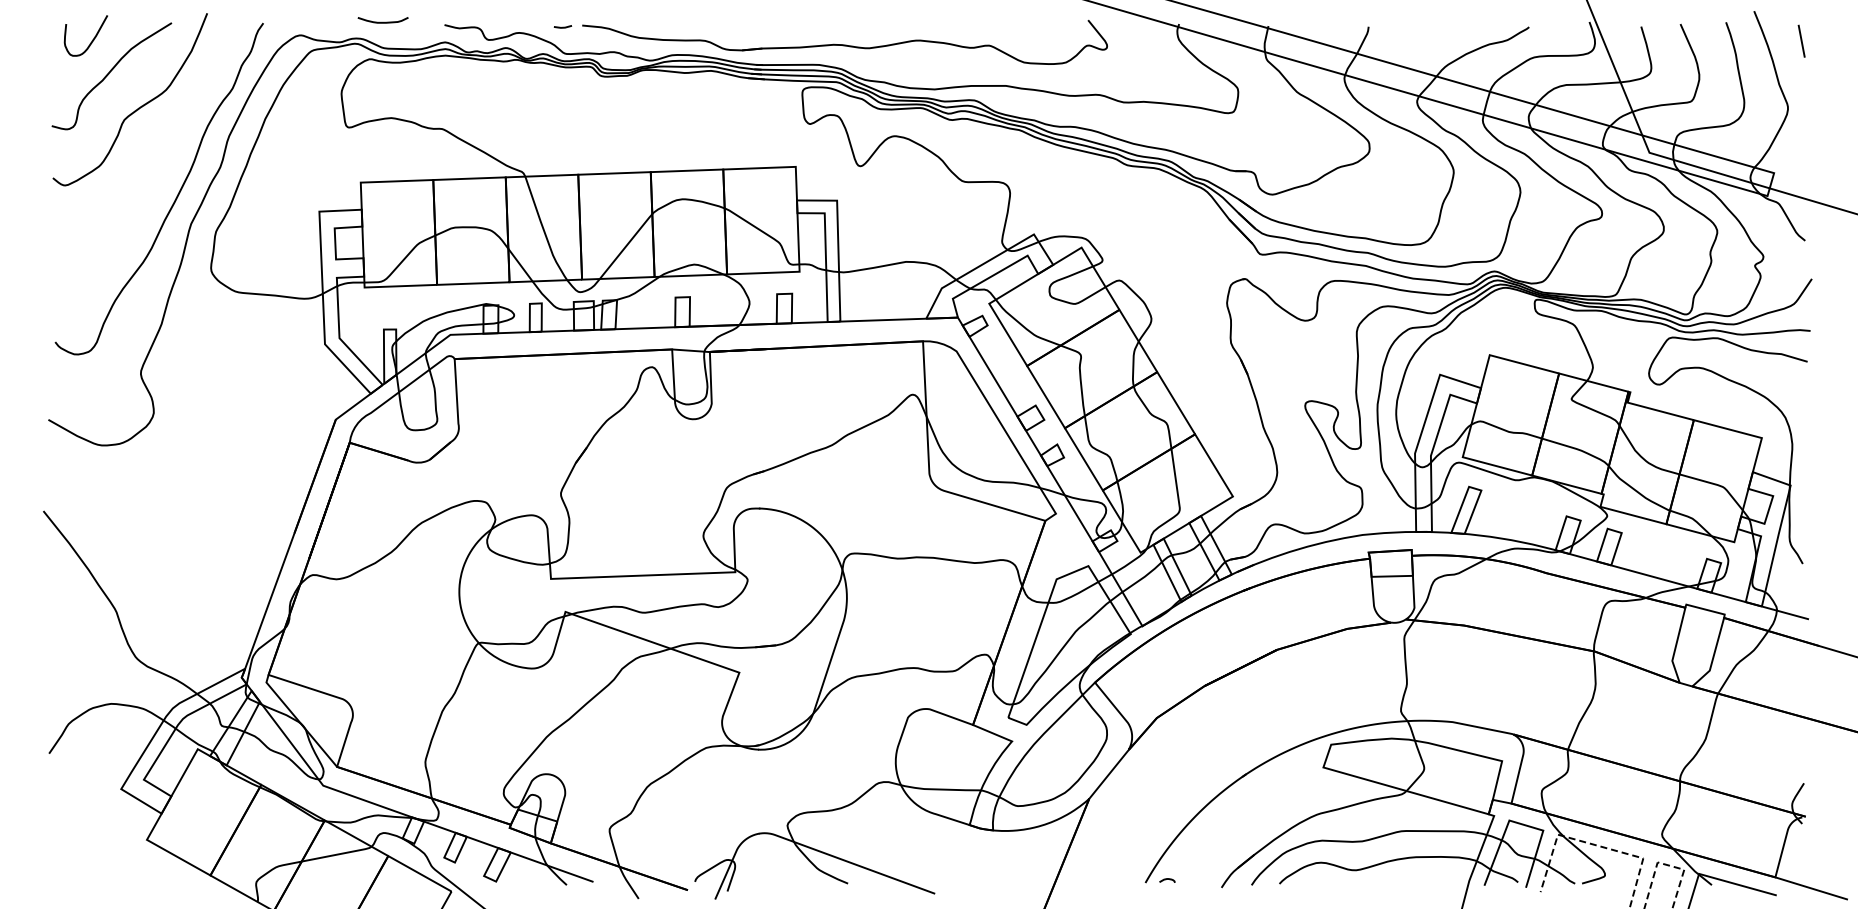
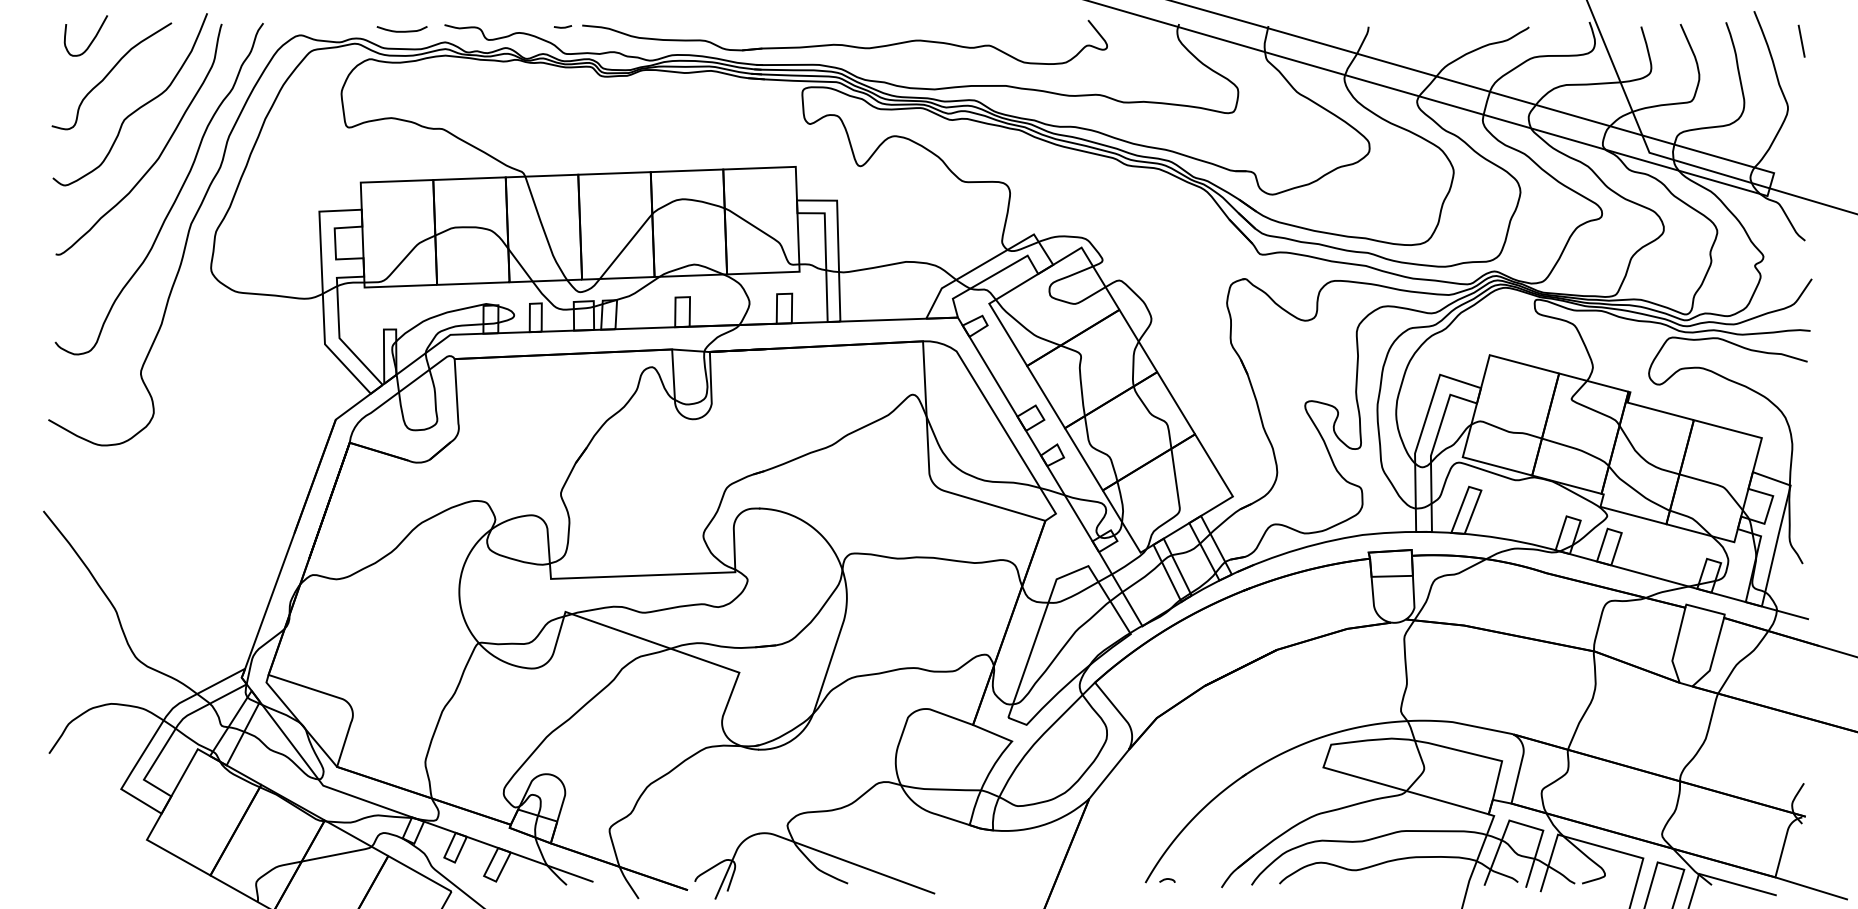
curve position: (382, 21) -> (401, 30) (401, 30)
curve: none -> present (159, 154)
line: dashed -> solid (1596, 845)
line: dashed -> solid (1667, 865)
